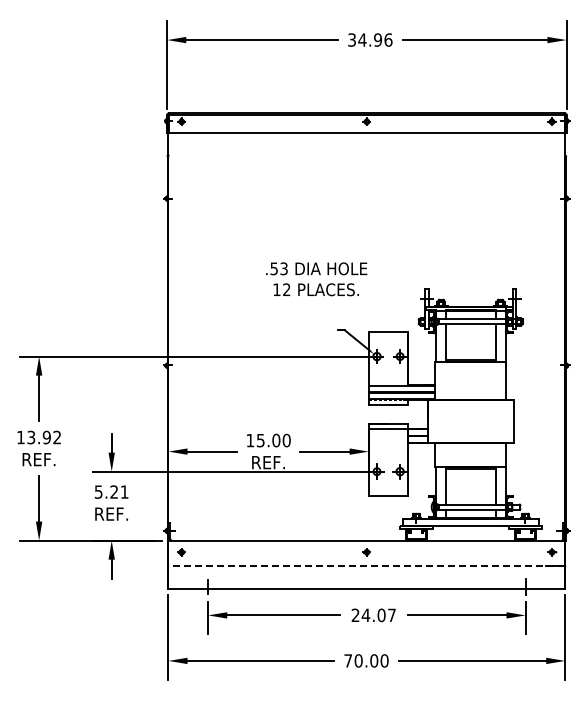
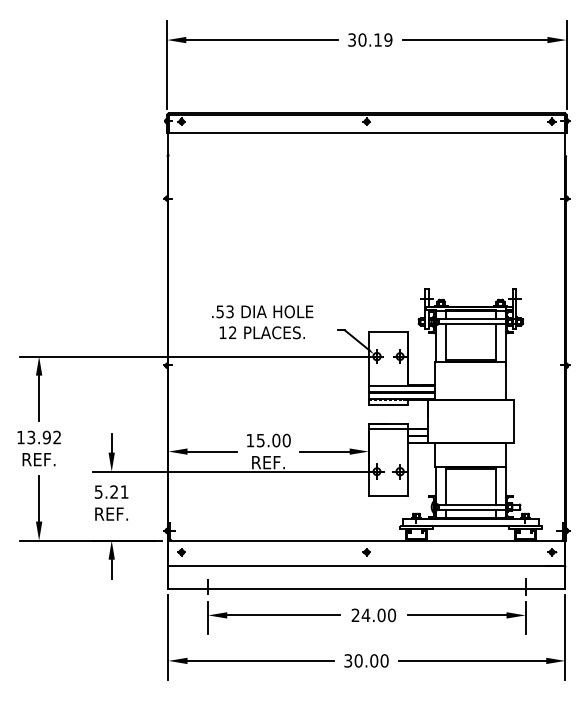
text: 34.96 -> 30.19 (375, 39)
text position: (316, 279) -> (262, 322) (262, 322)
line: dashed -> solid (366, 565)
text: 24.07 -> 24.00 (392, 615)
text: 70.00 -> 30.00 (348, 660)
